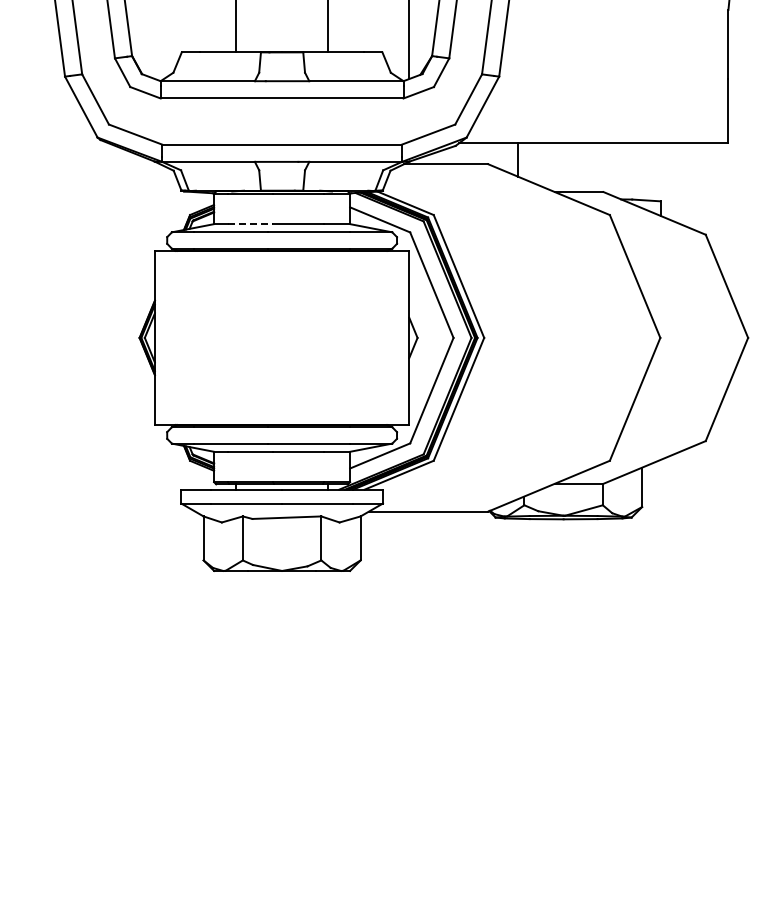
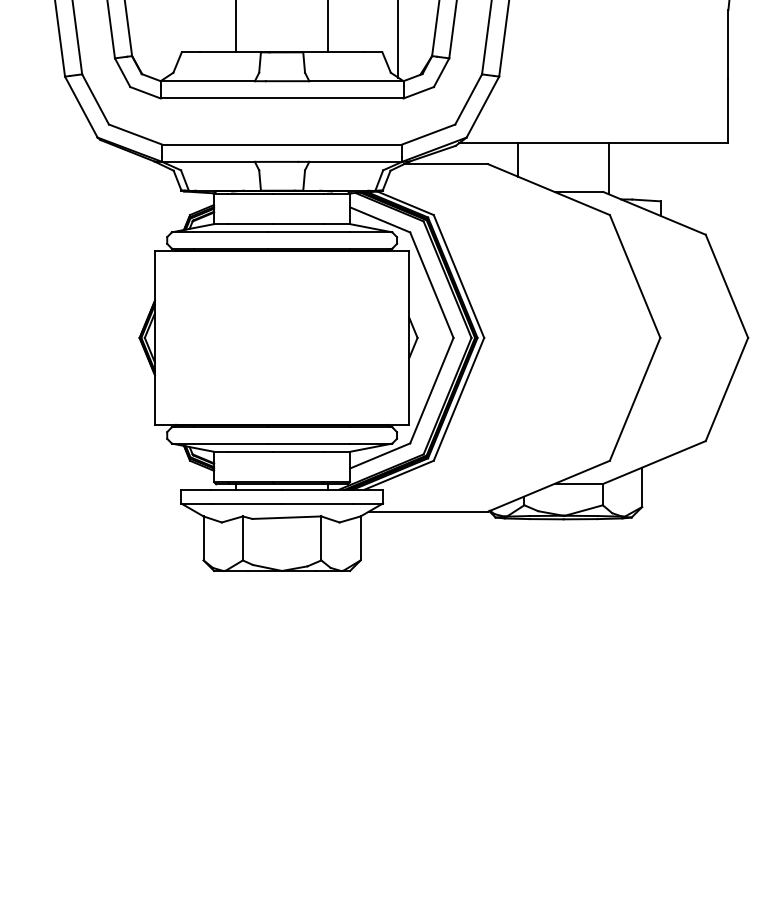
line position: (409, 39) -> (398, 39) (398, 39)
line: none -> present (609, 168)
line: dashed -> solid (250, 224)
